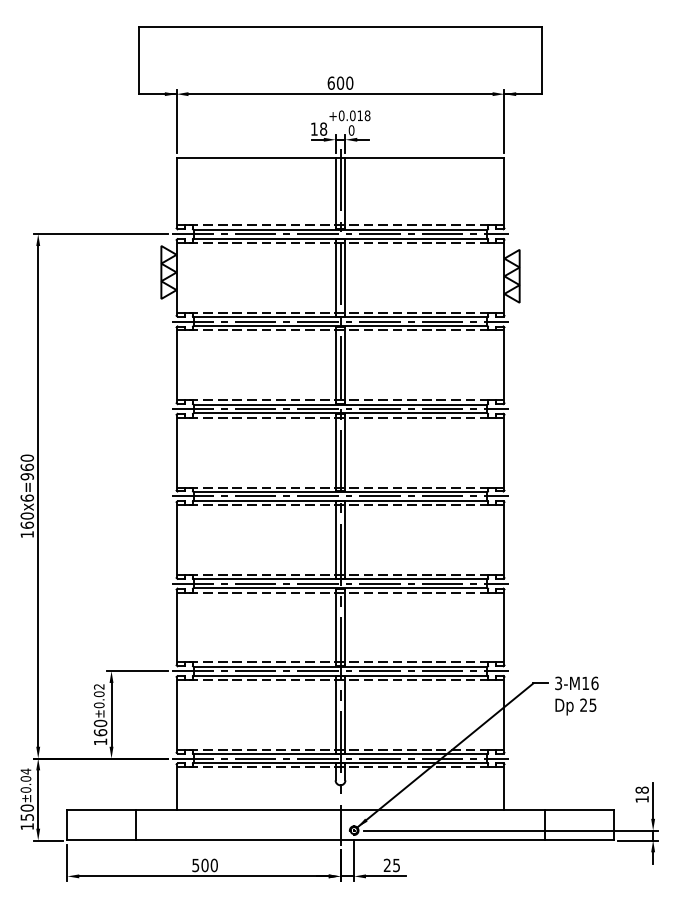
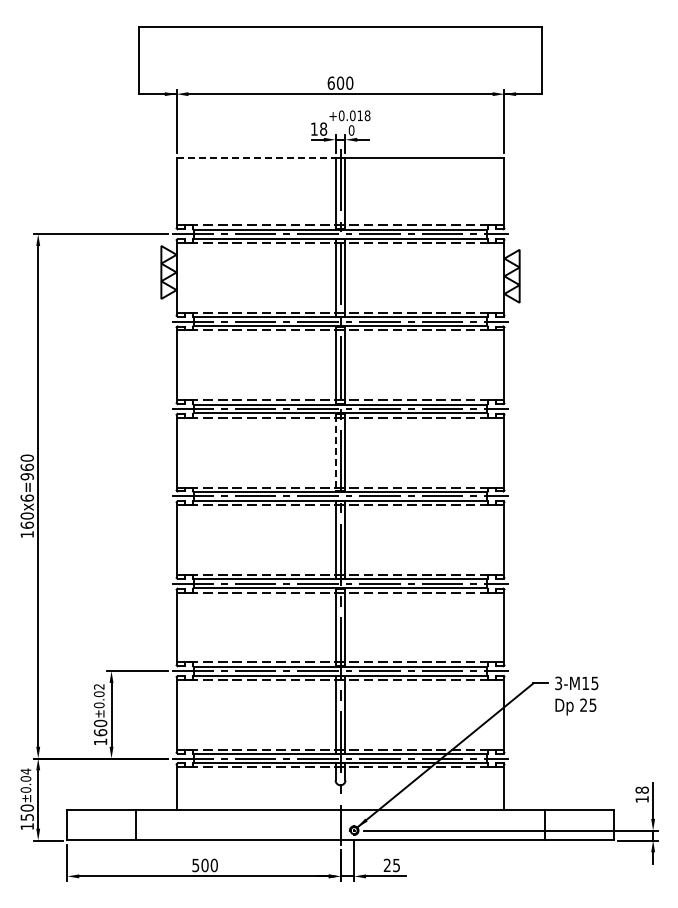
line: solid -> dashed (256, 157)
line: solid -> dashed (335, 452)
text: 3-M16 -> 3-M15 (594, 683)
